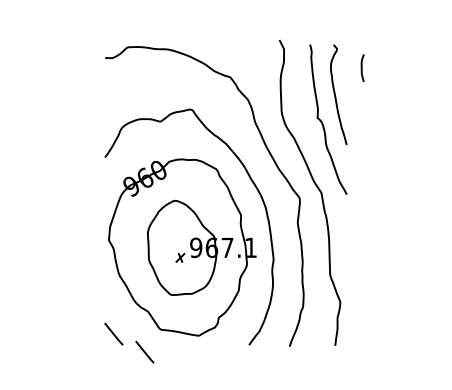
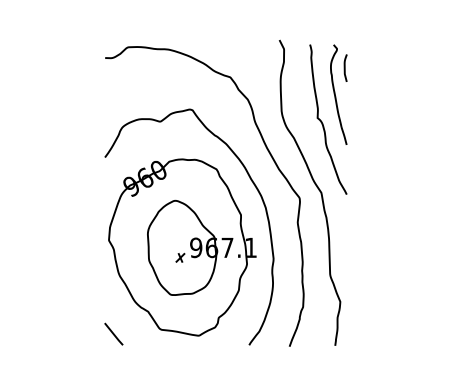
curve position: (362, 67) -> (345, 67) (345, 67)
line: present -> none (144, 351)
